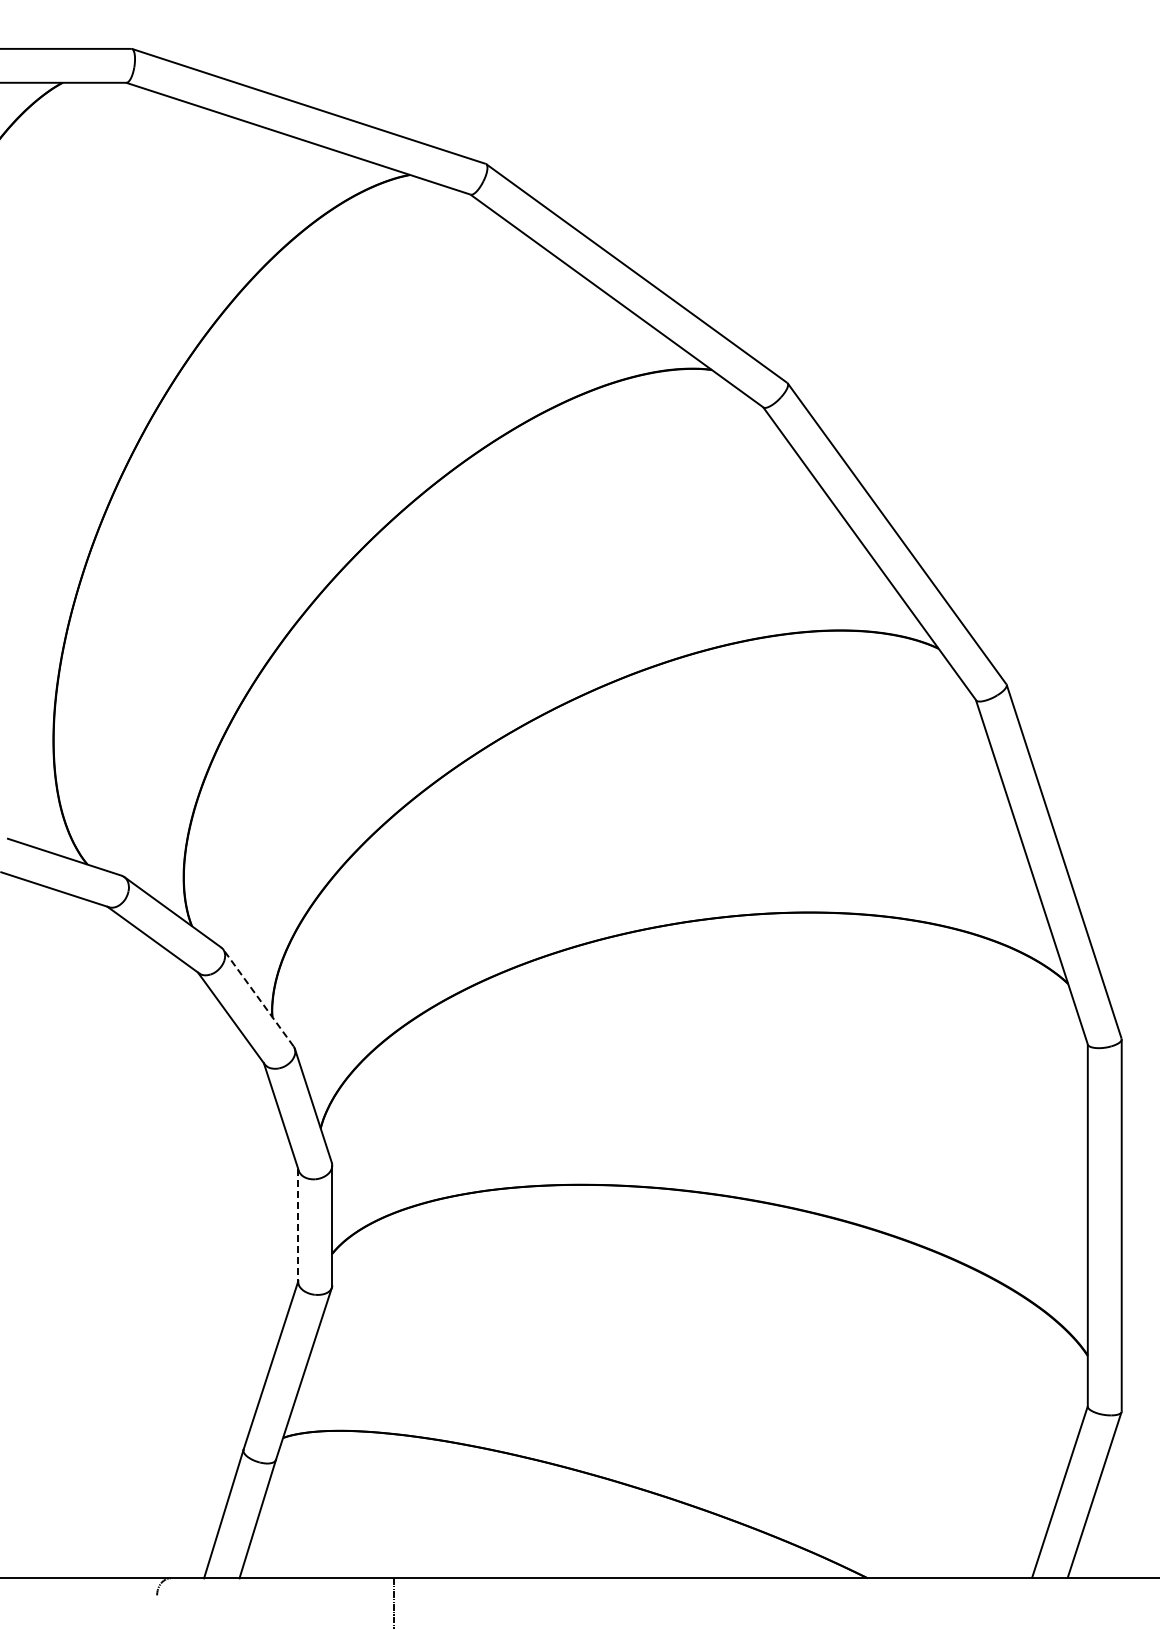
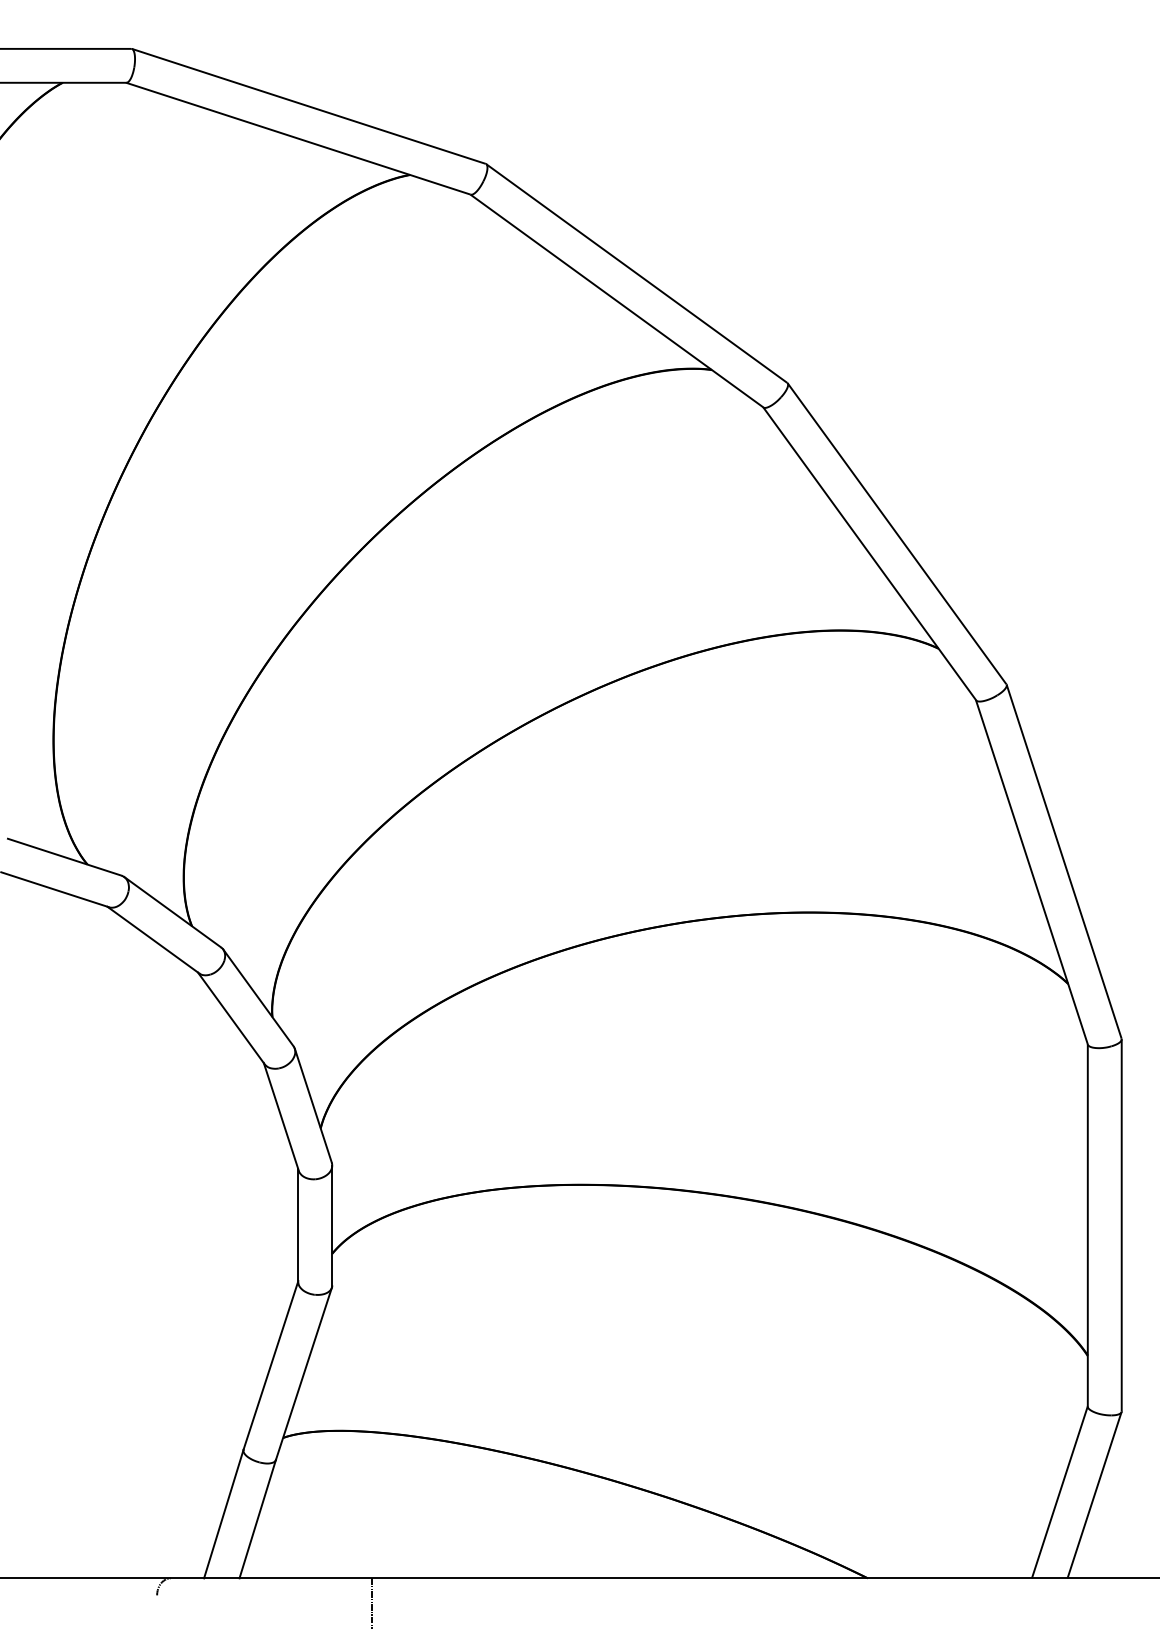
line: dashed -> solid (258, 997)
line: dashed -> solid (298, 1226)
line position: (394, 1602) -> (372, 1602) (372, 1602)
